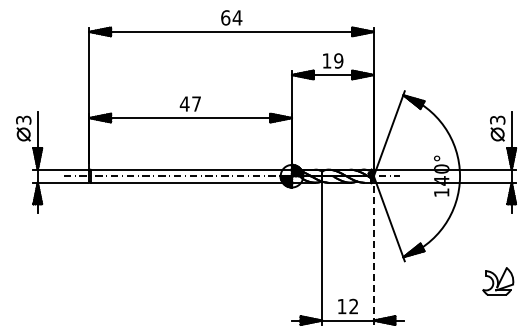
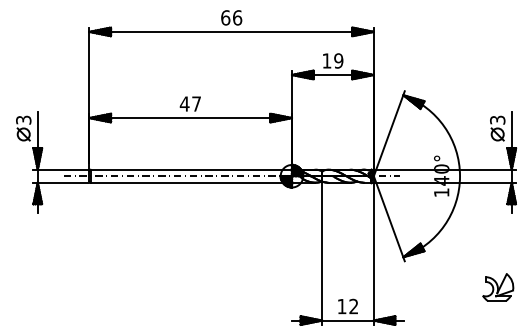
text: 64 -> 66 (237, 17)
line: dashed -> solid (373, 250)
part position: (498, 281) -> (498, 287) (498, 287)
